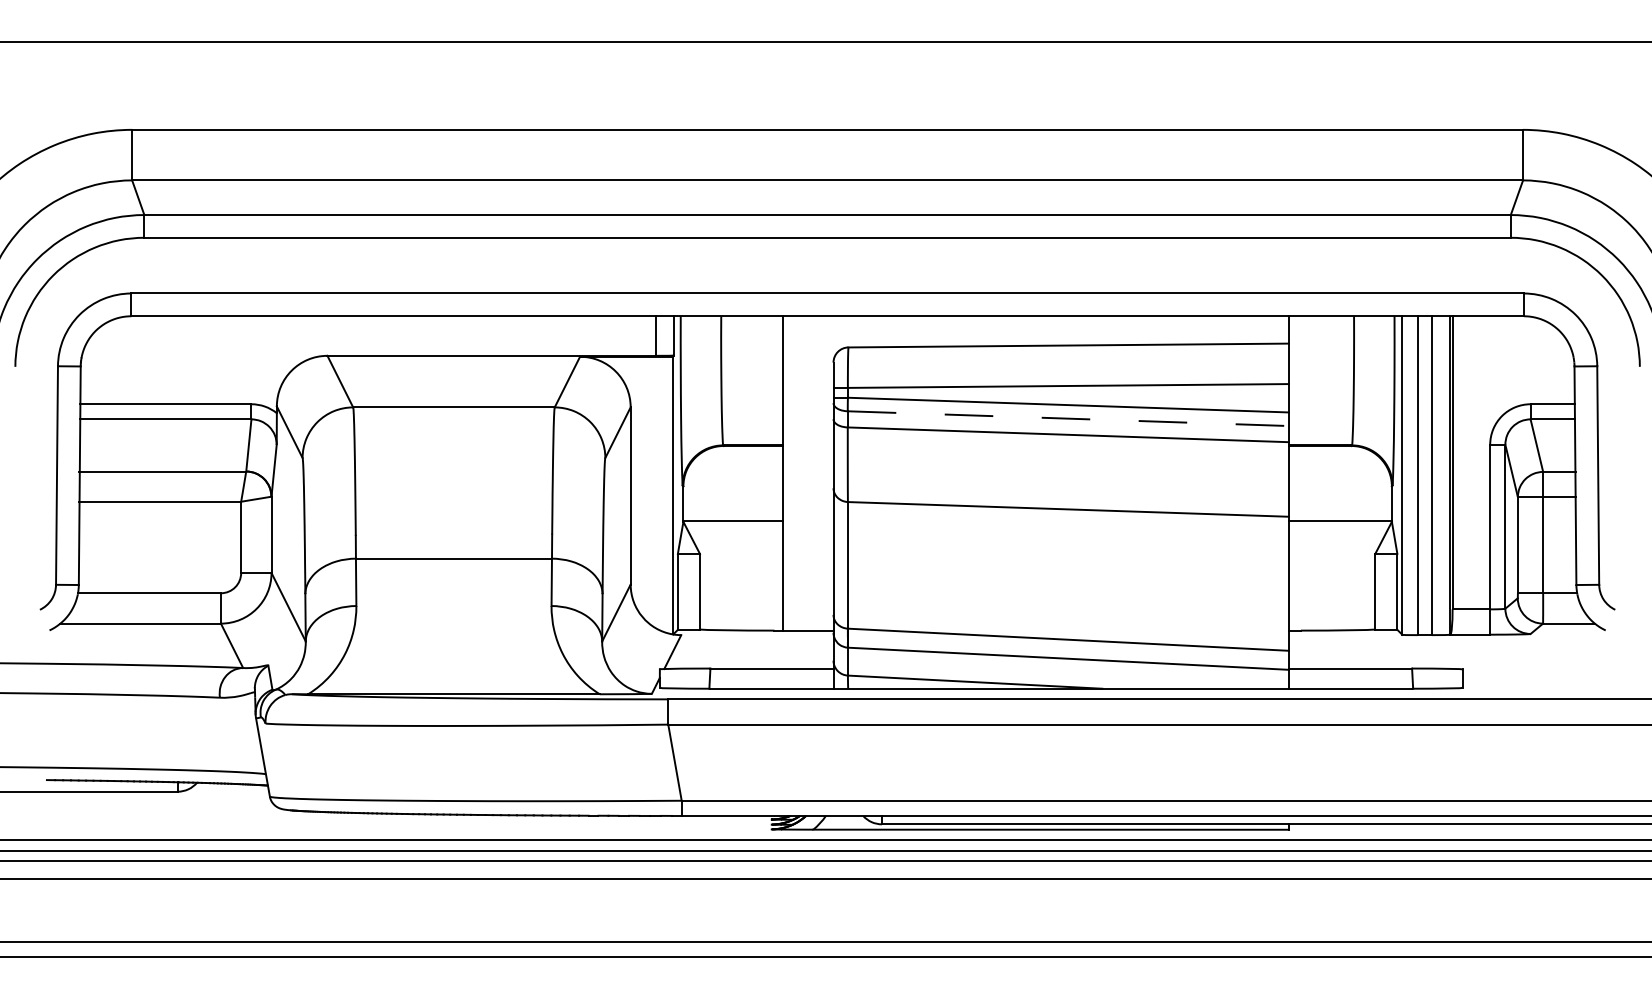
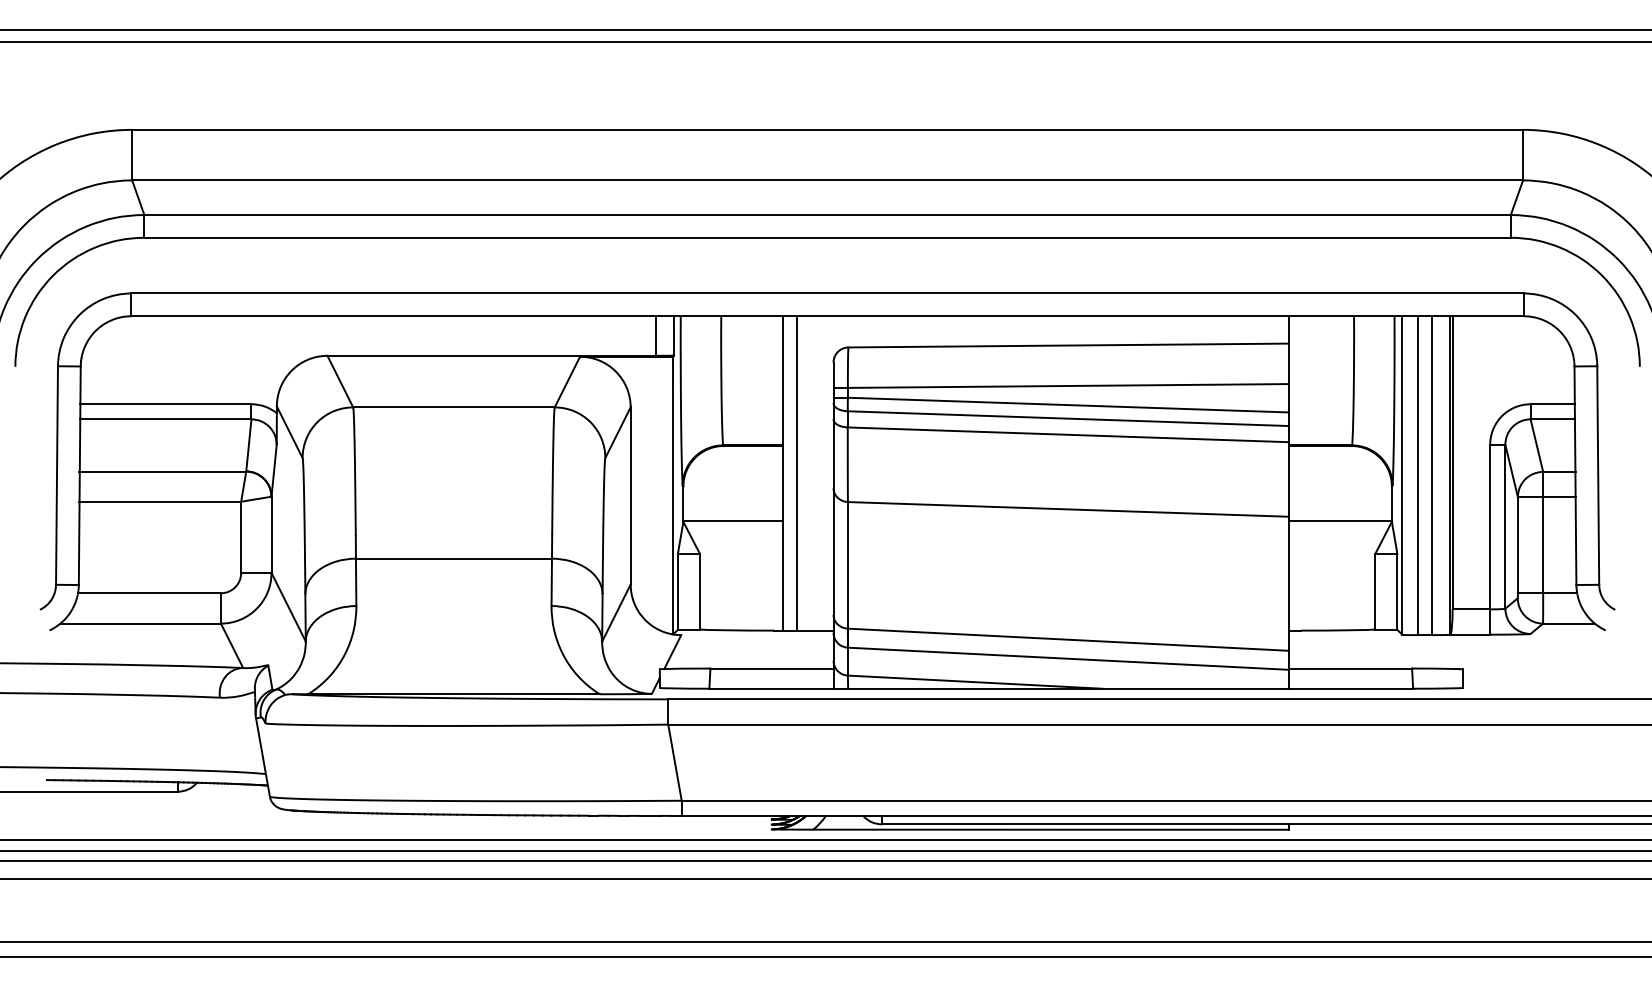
line: none -> present (825, 29)
line: dashed -> solid (1068, 418)
line: none -> present (796, 473)
